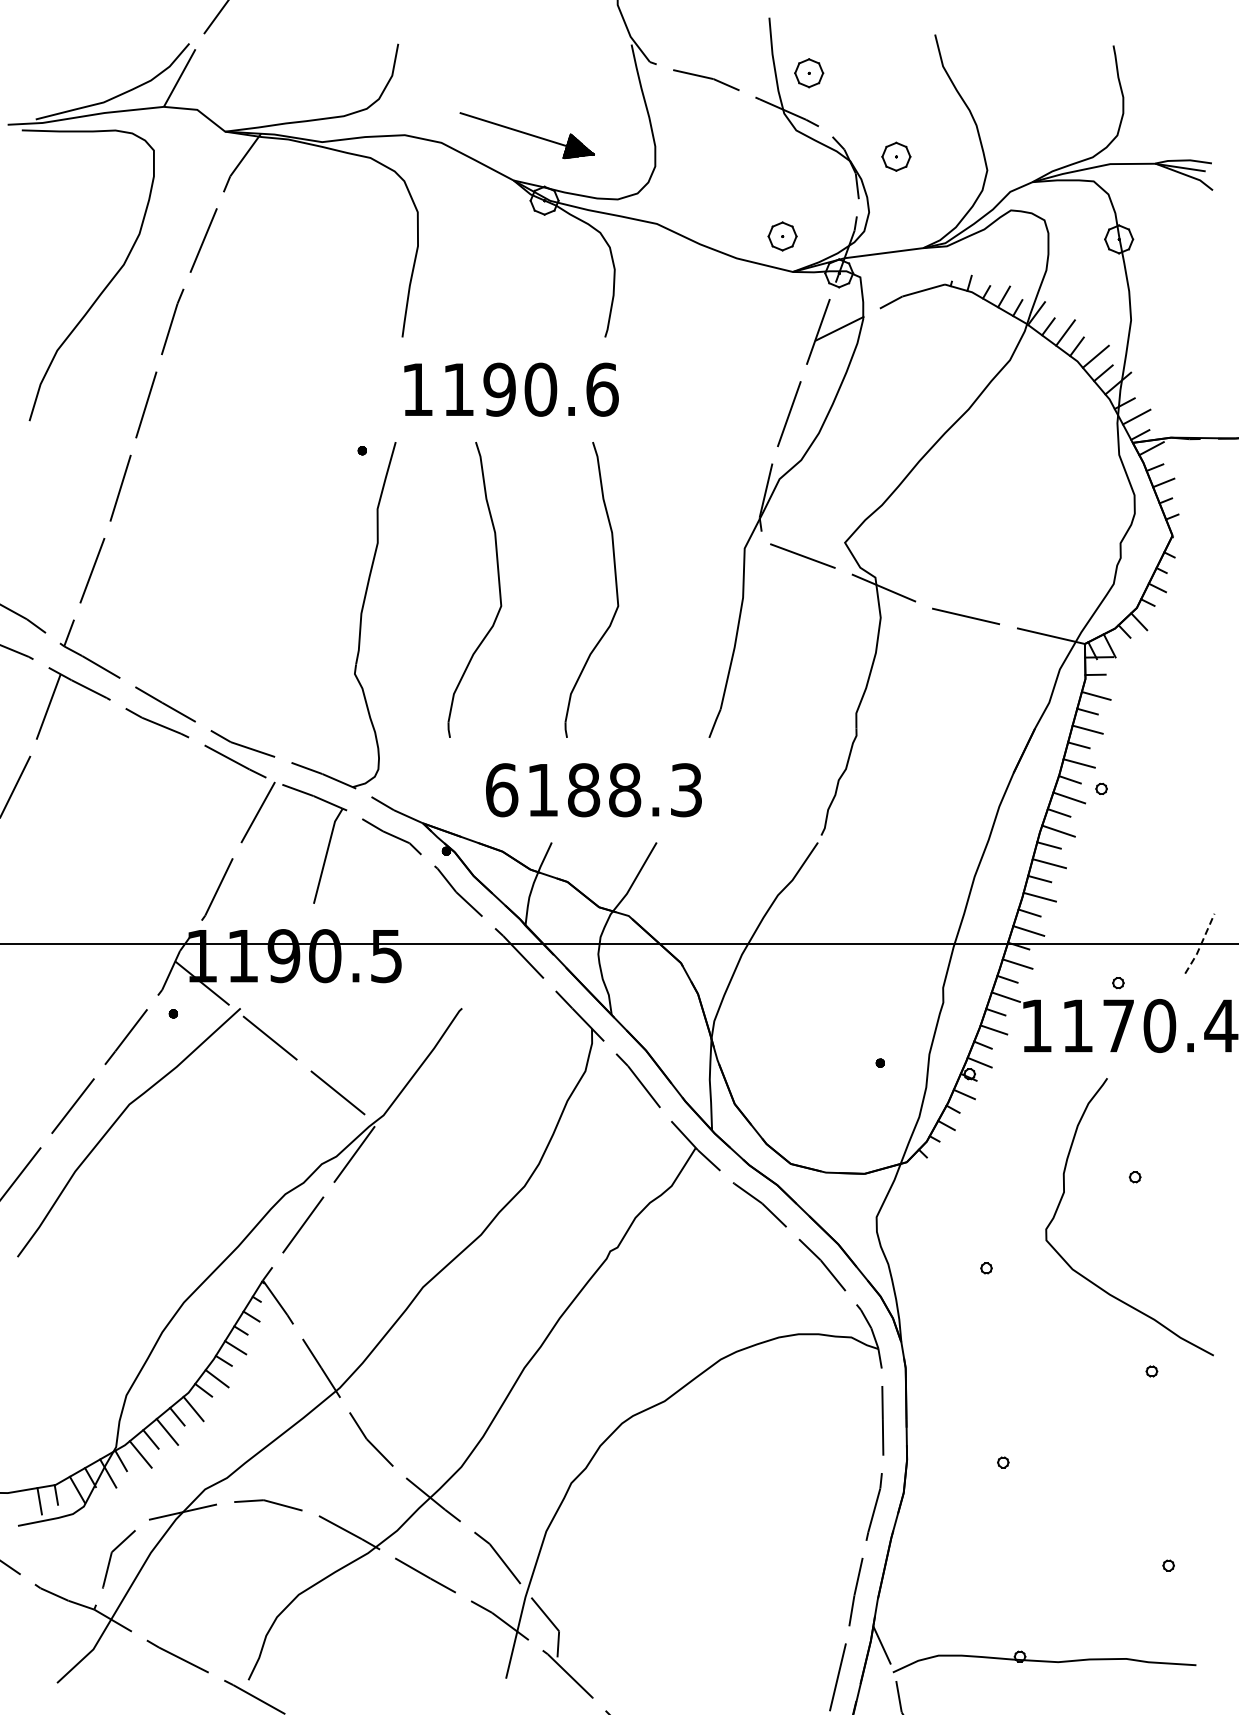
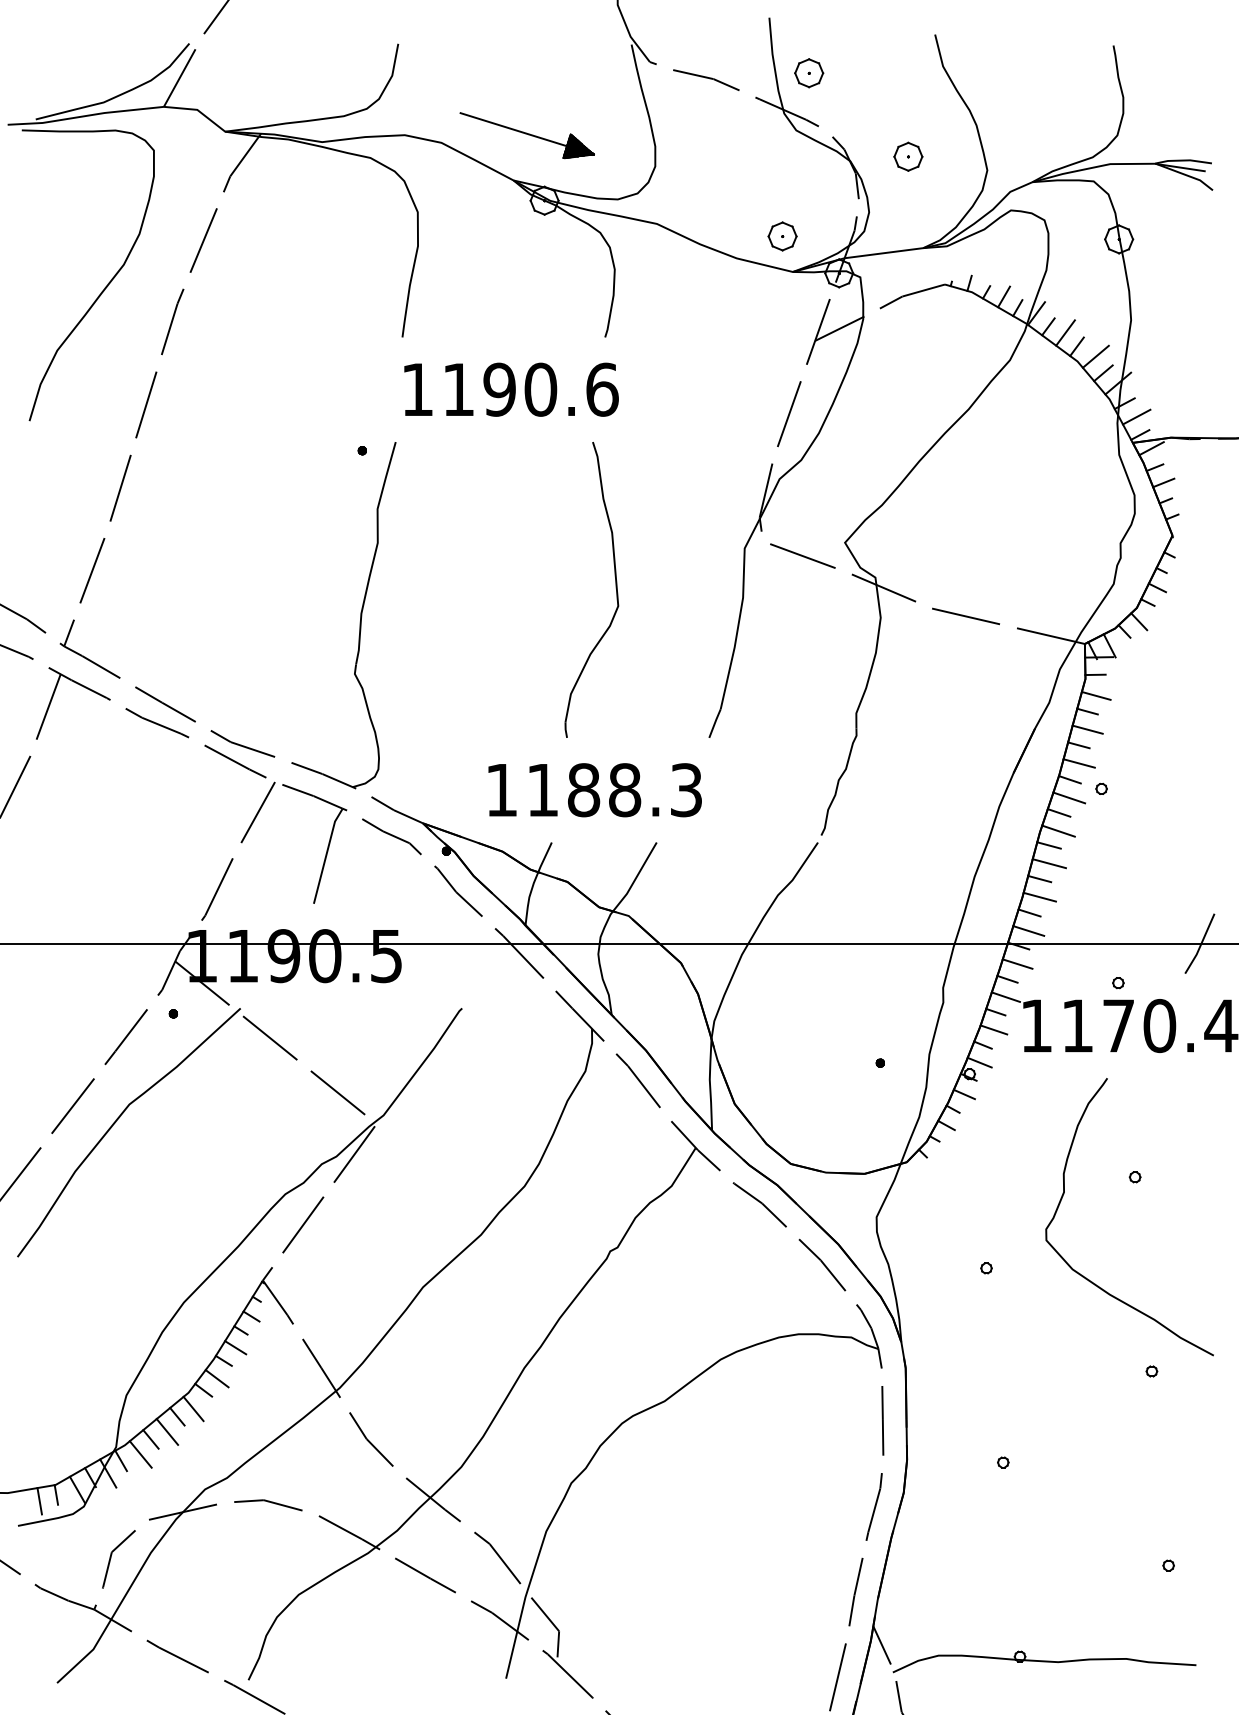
part position: (896, 156) -> (908, 156) (908, 156)
part: present -> none (498, 588)
text: 6188.3 -> 1188.3 (502, 790)
line: dashed -> solid (1201, 944)
